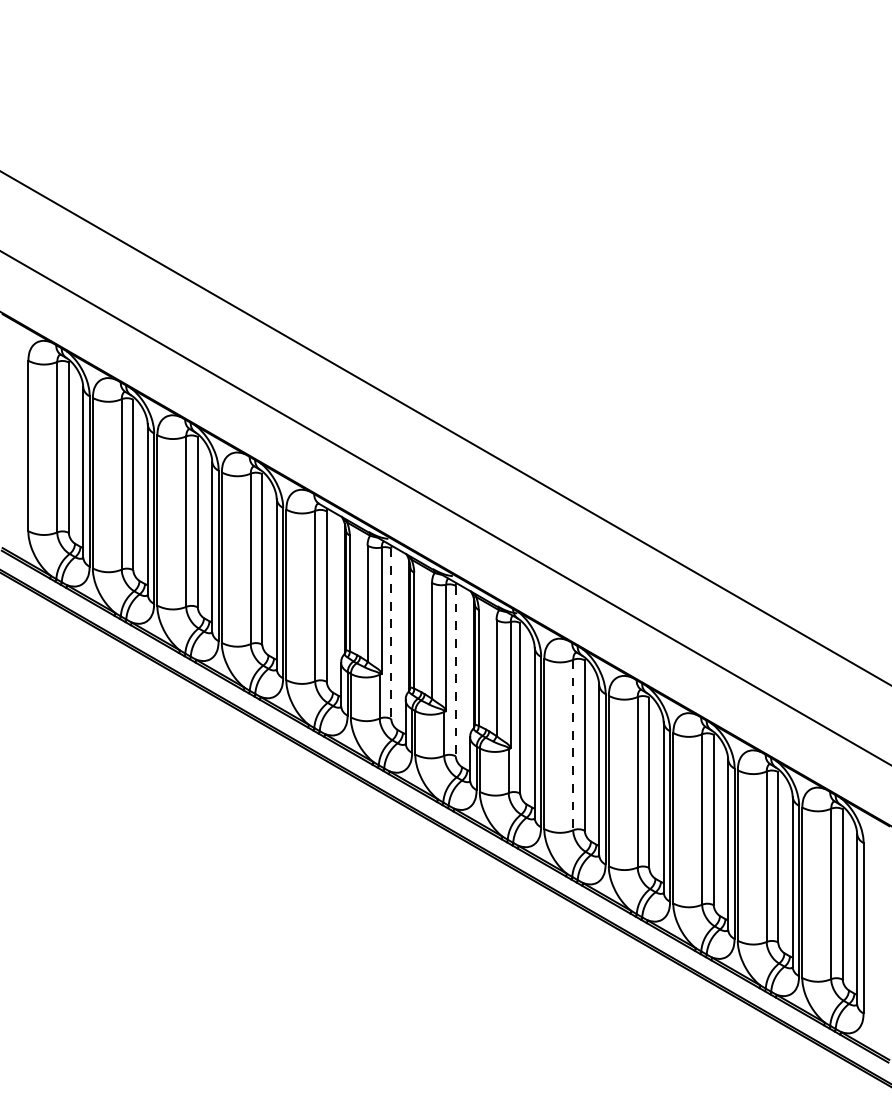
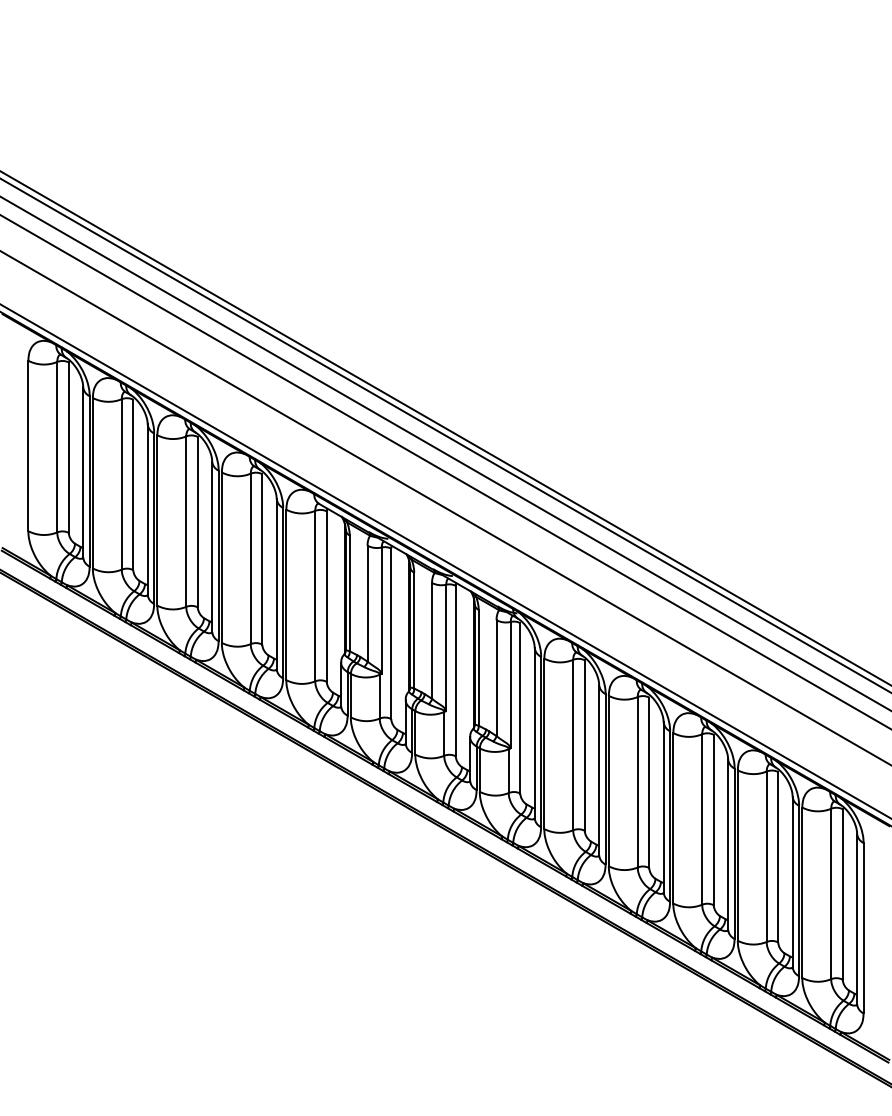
line: none -> present (445, 435)
line: none -> present (445, 453)
line: none -> present (445, 471)
line: none -> present (445, 561)
line: dashed -> solid (391, 634)
line: dashed -> solid (455, 671)
line: dashed -> solid (573, 745)
